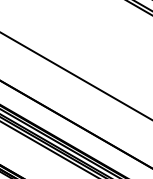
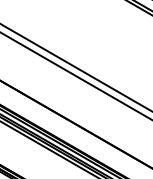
line: none -> present (75, 67)
